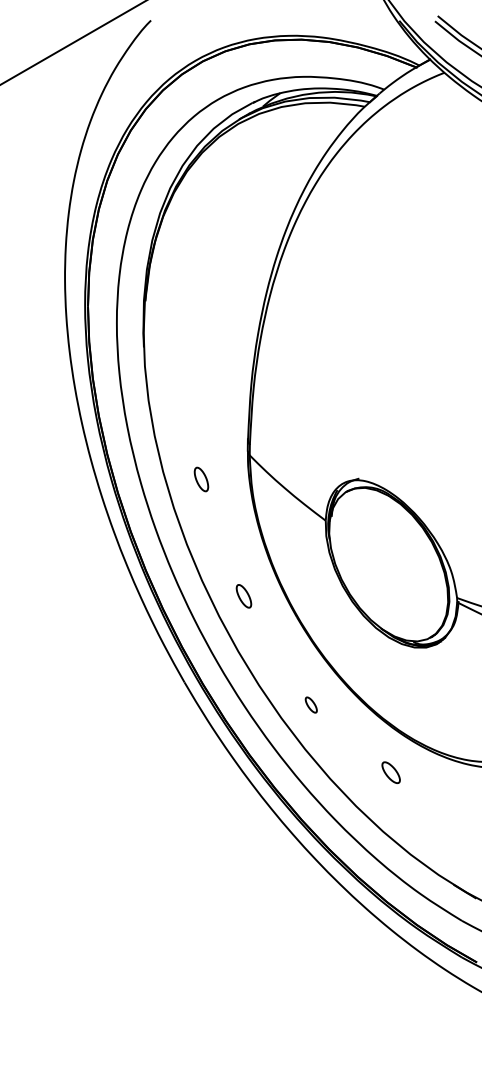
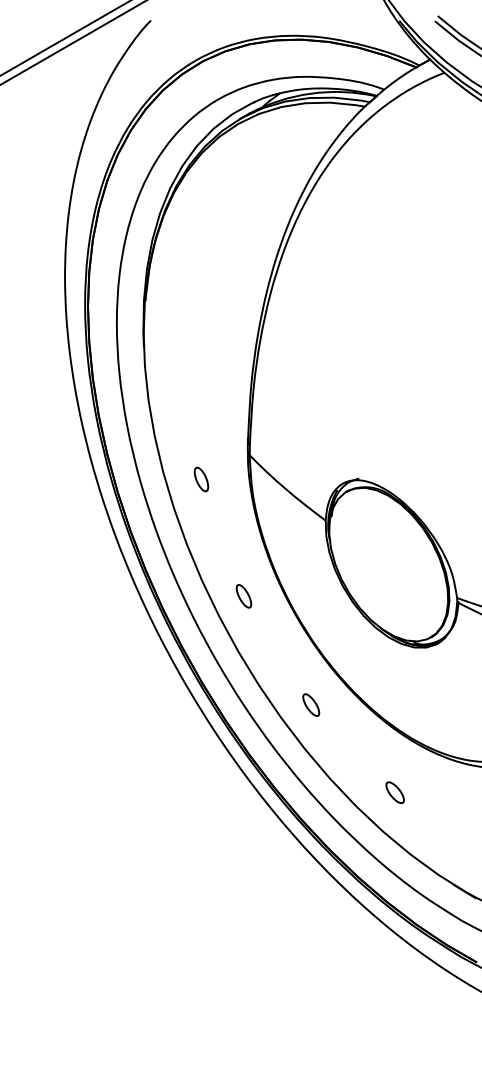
line: none -> present (65, 38)
part size: 14x18 px -> 19x24 px (311, 704)
part position: (390, 772) -> (394, 792) (394, 792)
